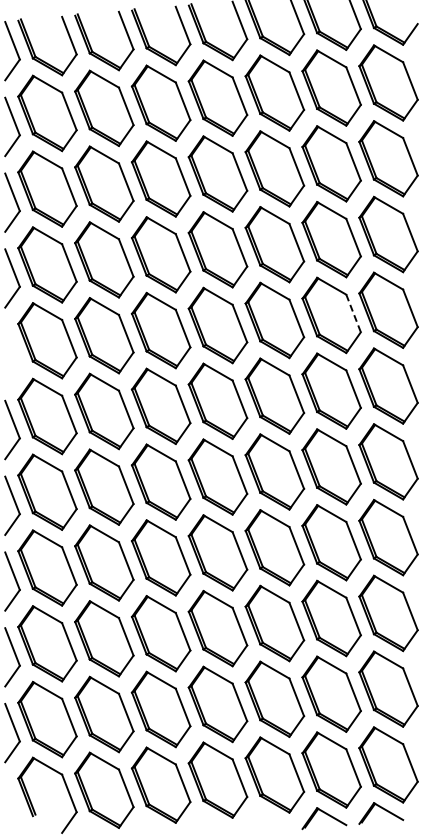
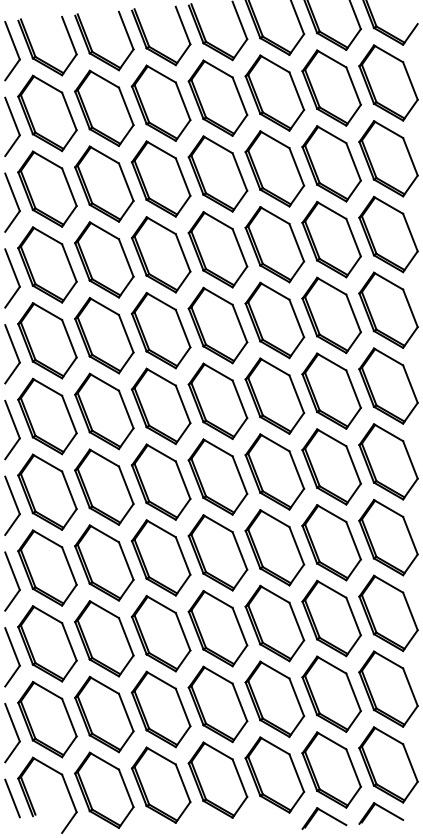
line: dashed -> solid (353, 313)
part: none -> present (12, 354)
line: none -> present (12, 798)
